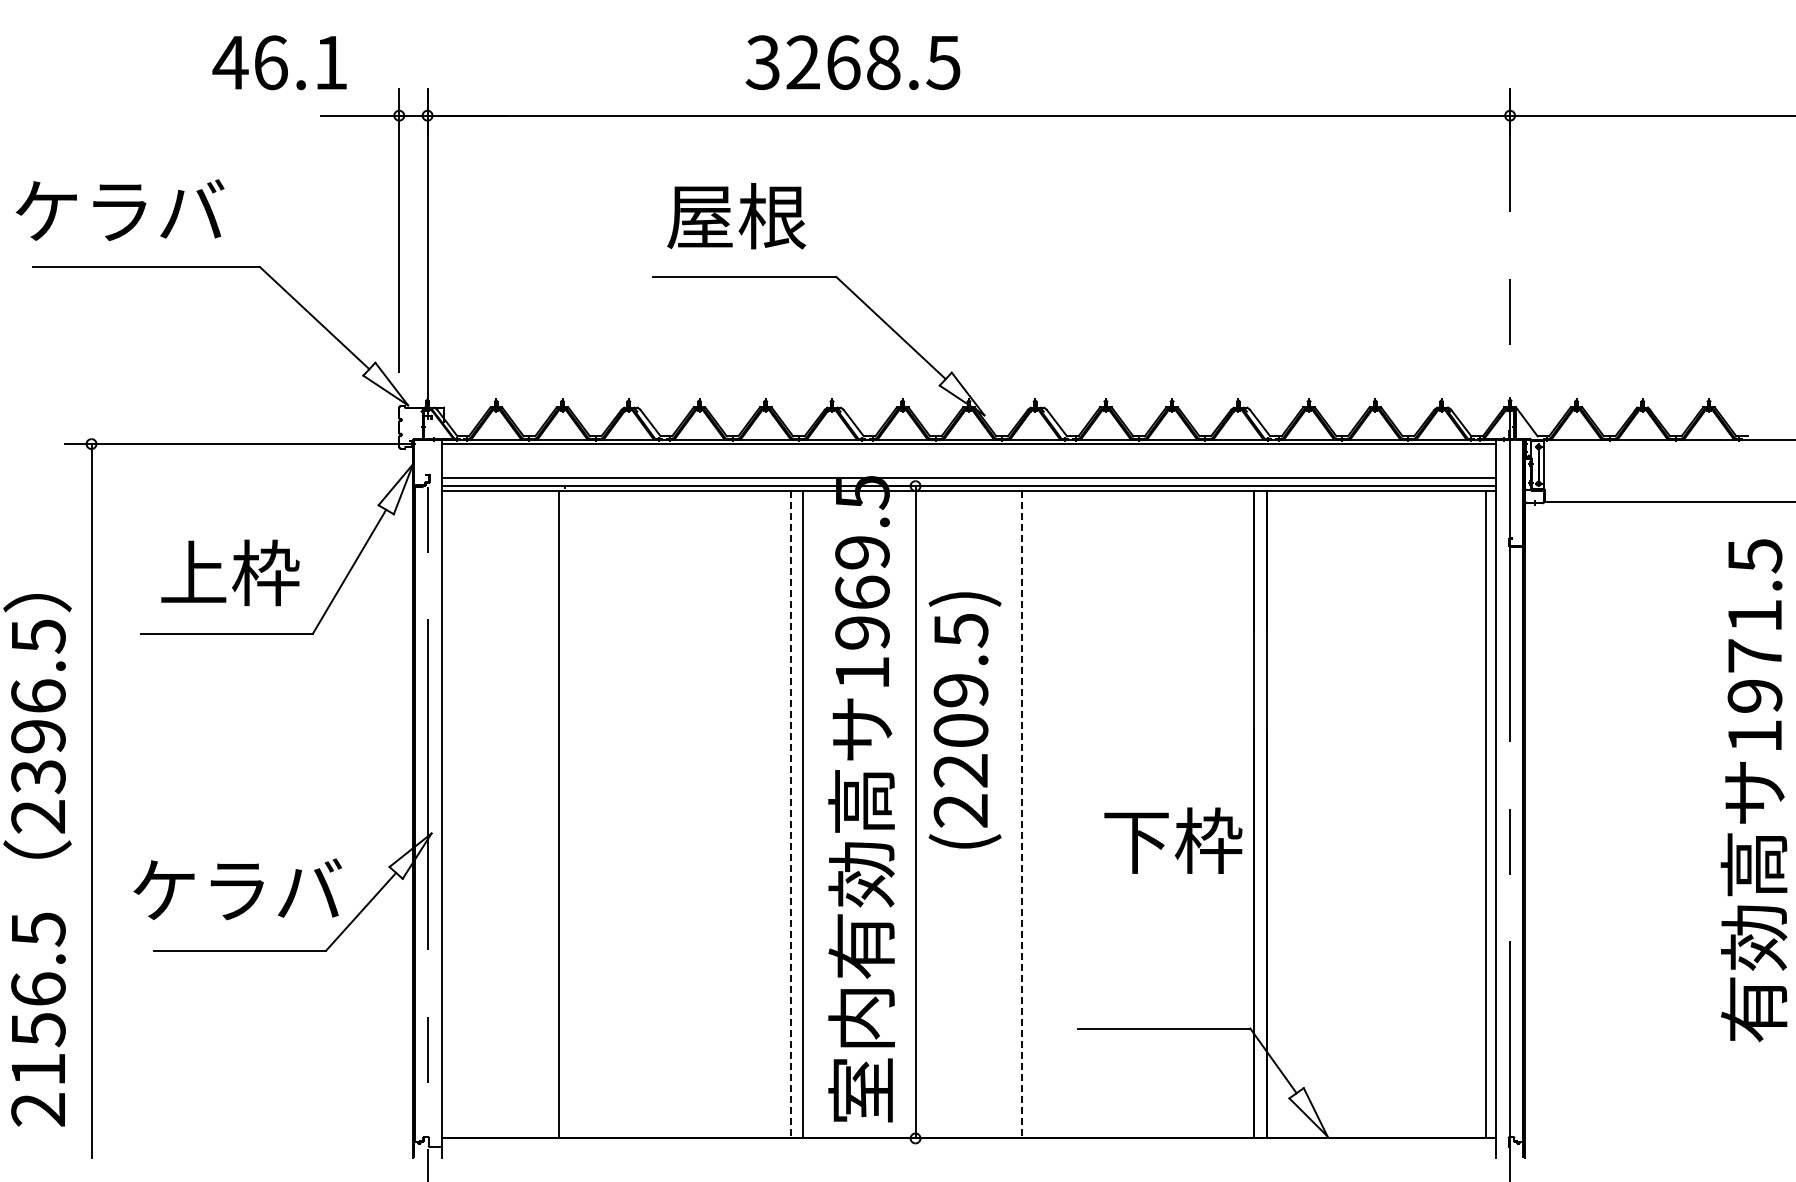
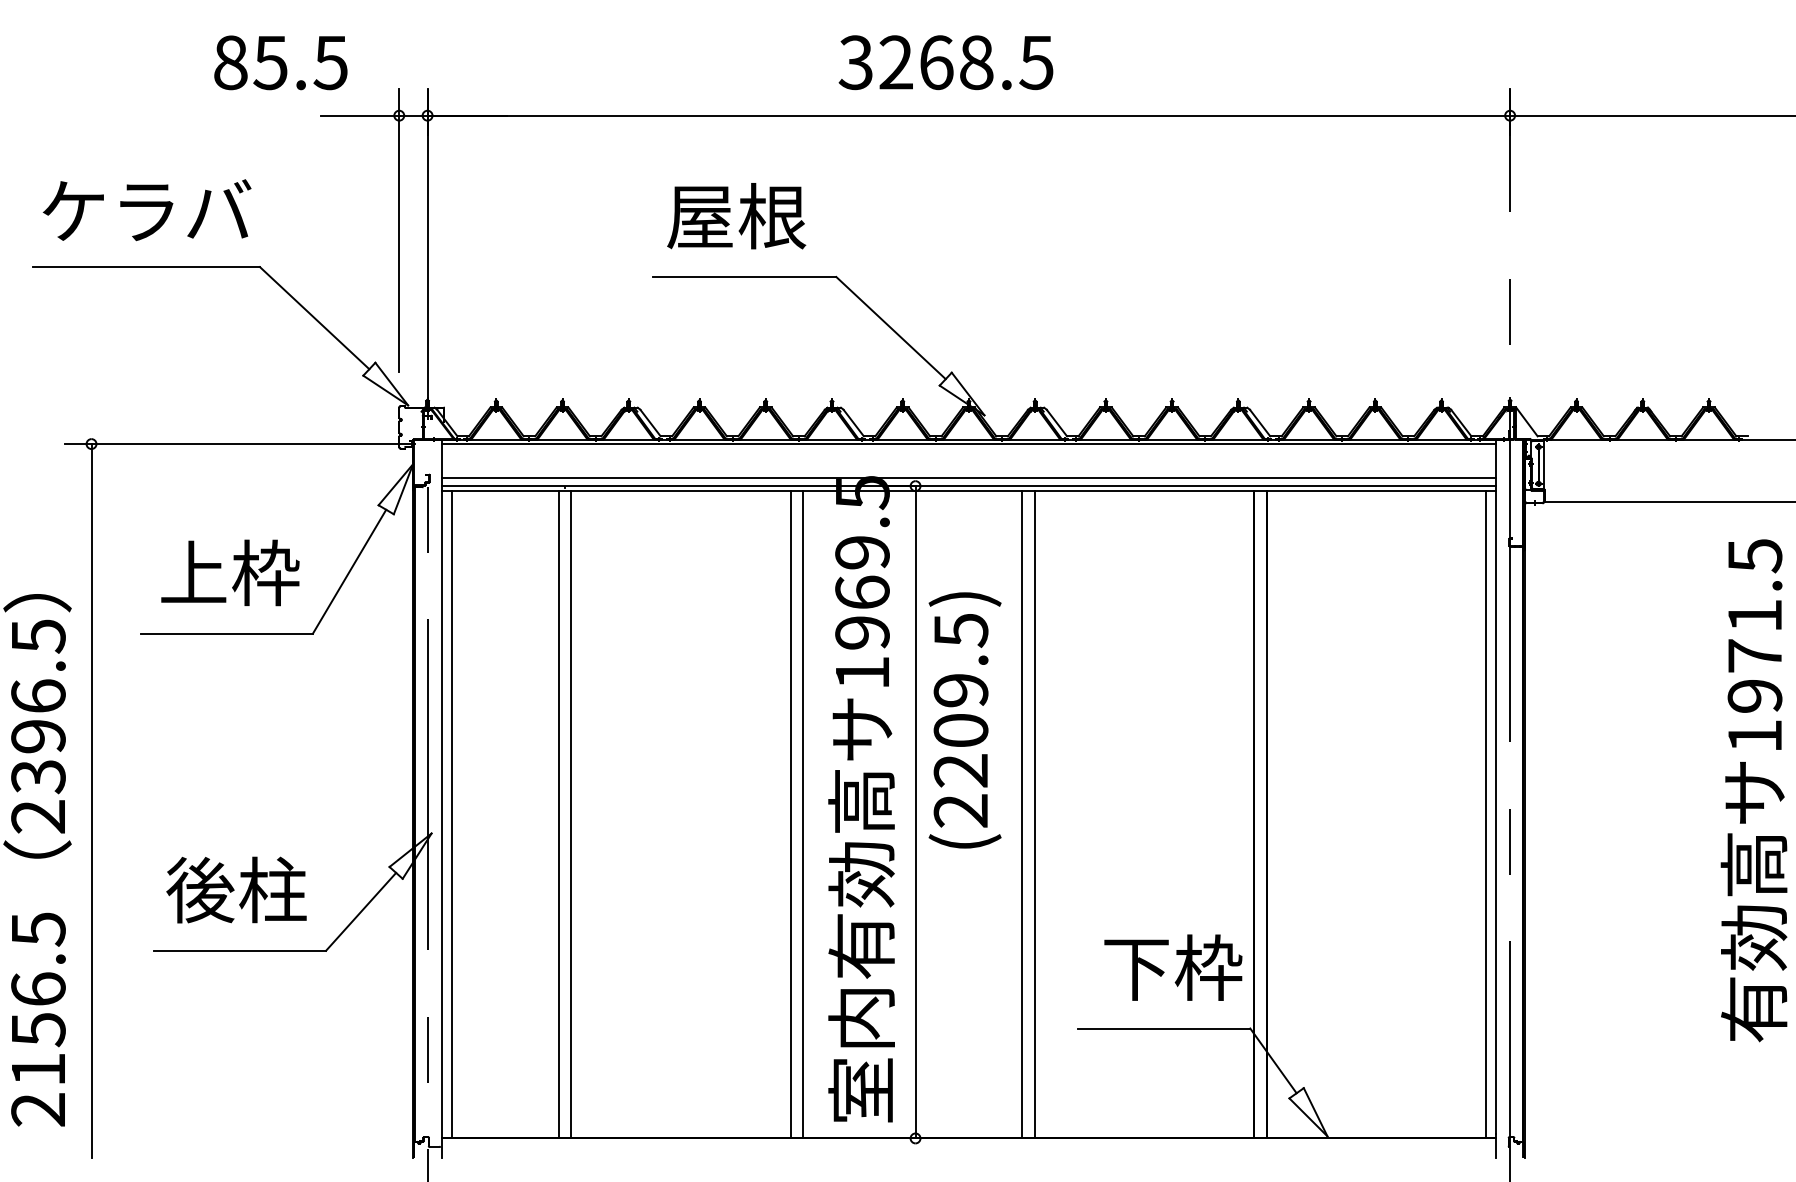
text: 46.1 -> 85.5 (279, 62)
text position: (852, 62) -> (945, 62) (945, 62)
text position: (119, 210) -> (146, 210) (146, 210)
line: none -> present (451, 814)
line: none -> present (571, 814)
line: none -> present (1034, 814)
line: dashed -> solid (790, 815)
line: dashed -> solid (1022, 815)
text position: (1173, 840) -> (1173, 967) (1173, 967)
text: ケラバ -> 後柱 (237, 889)
